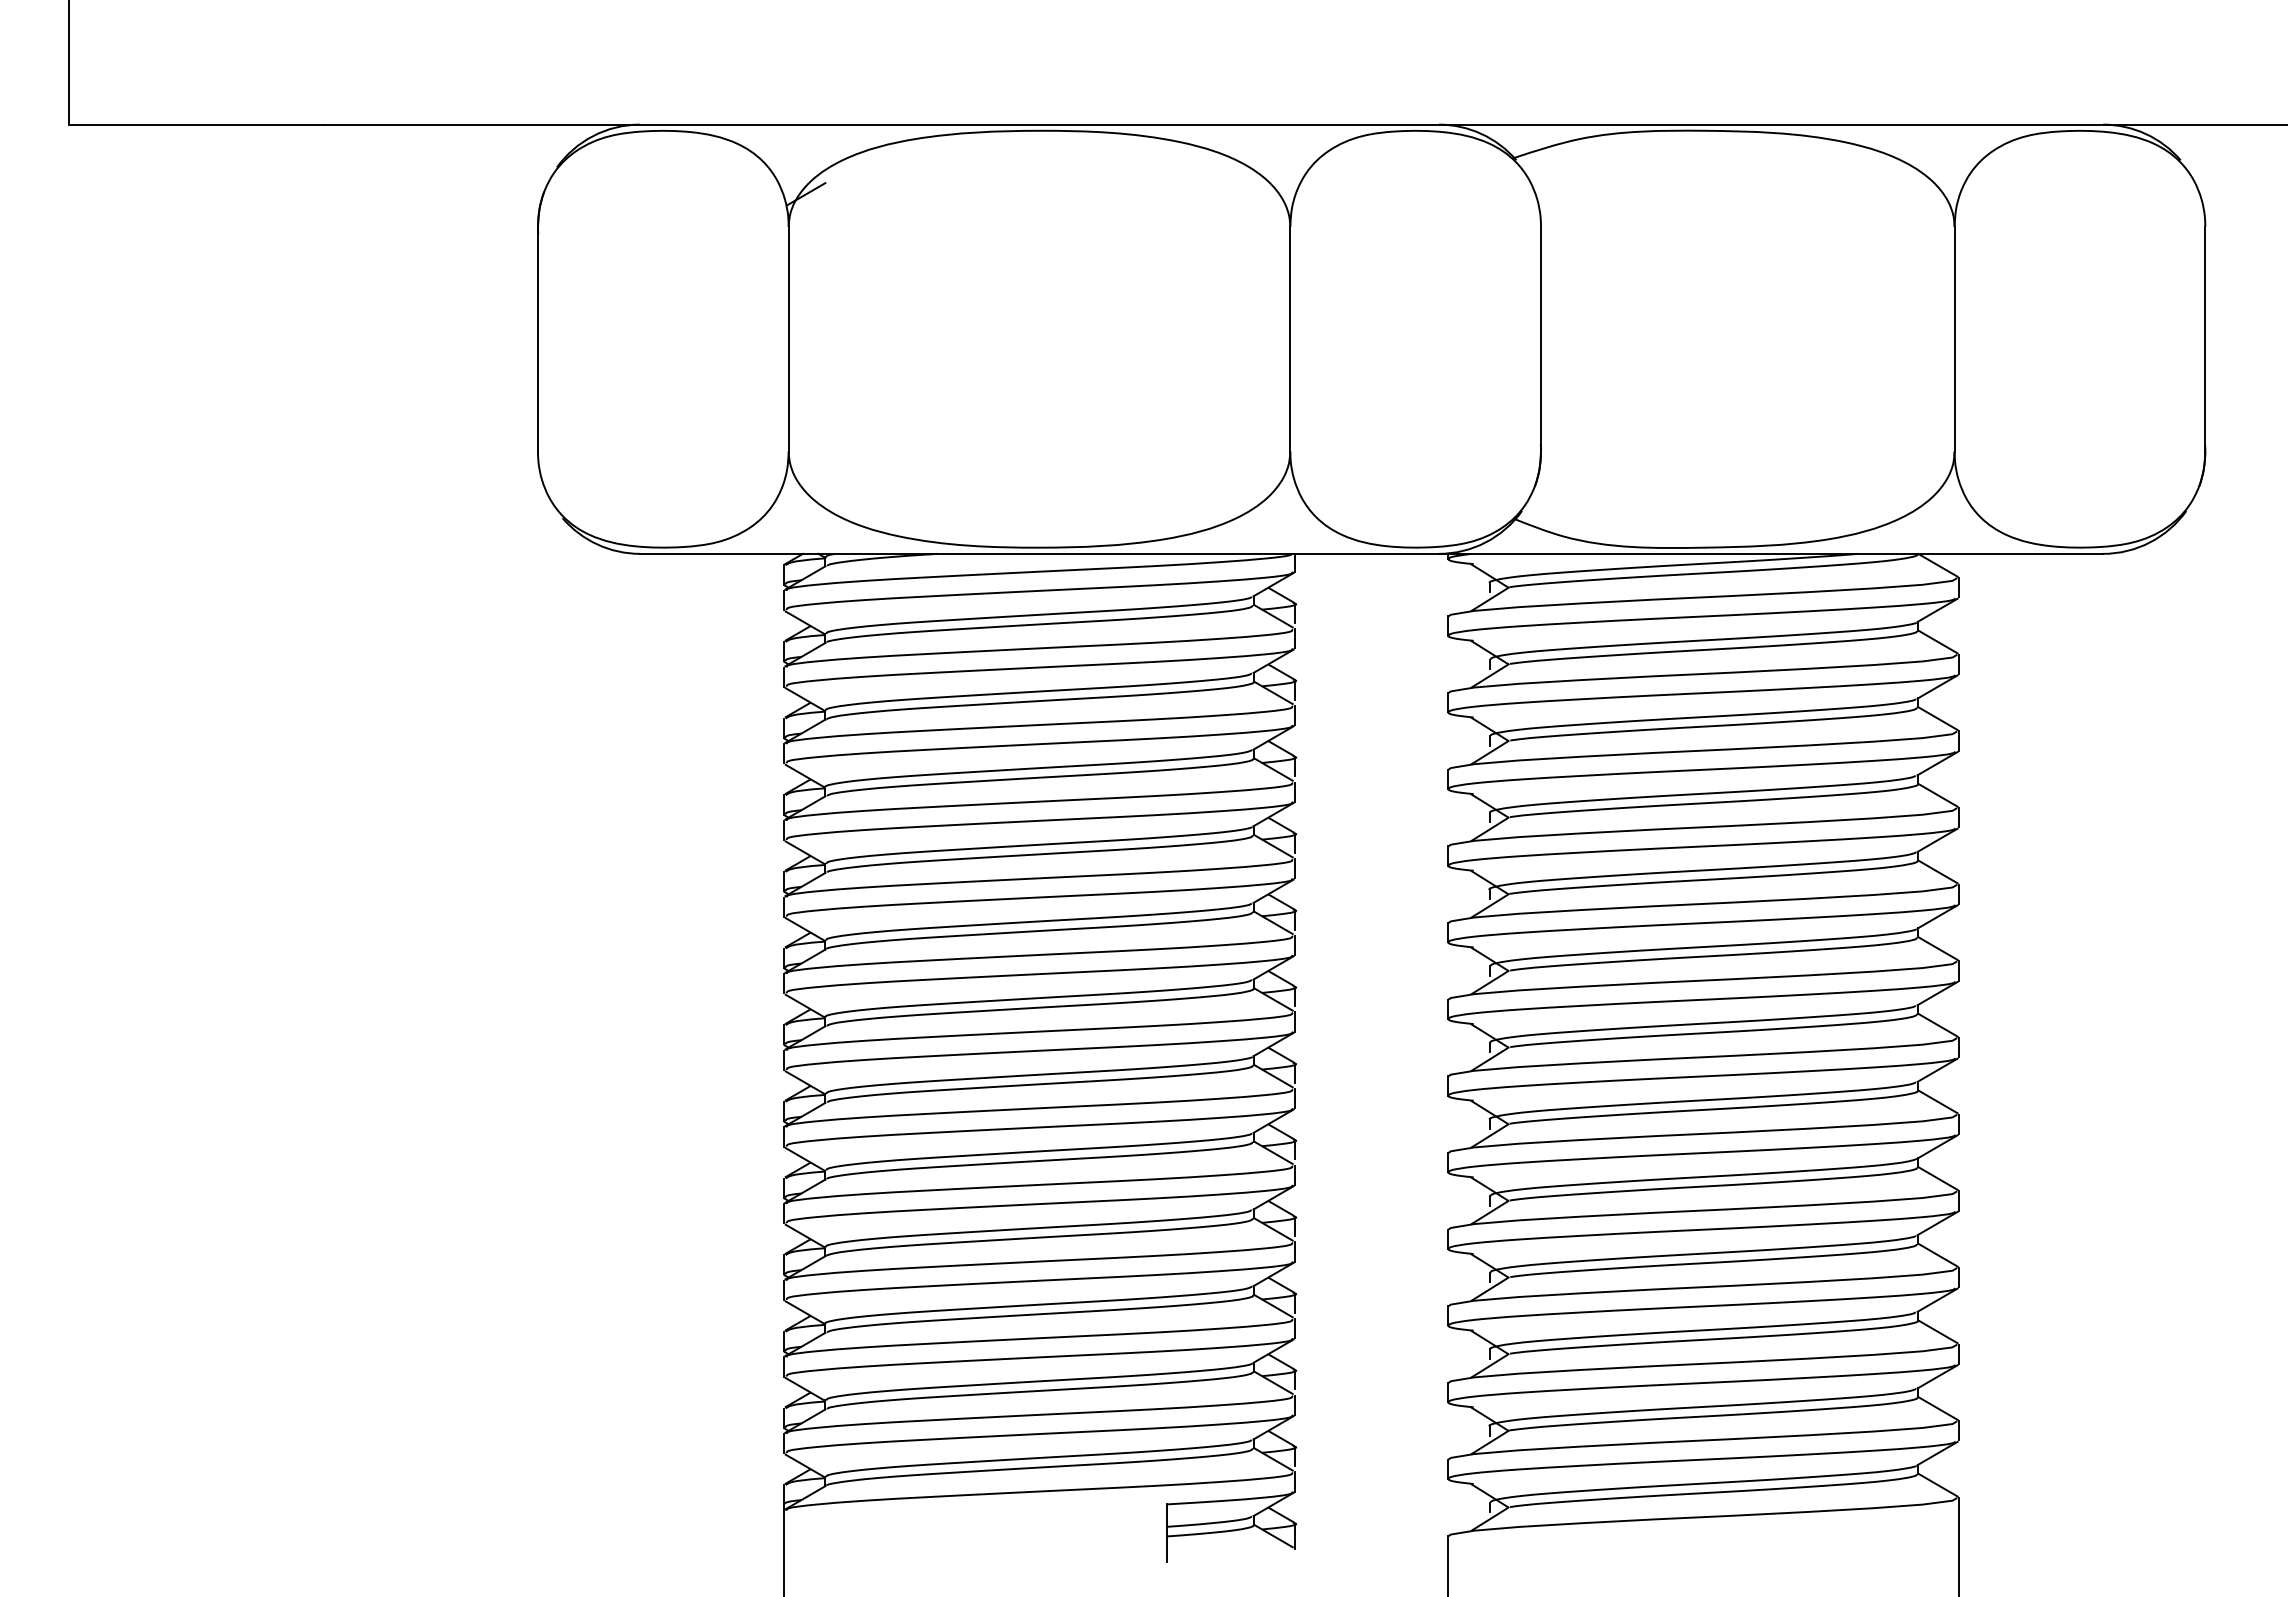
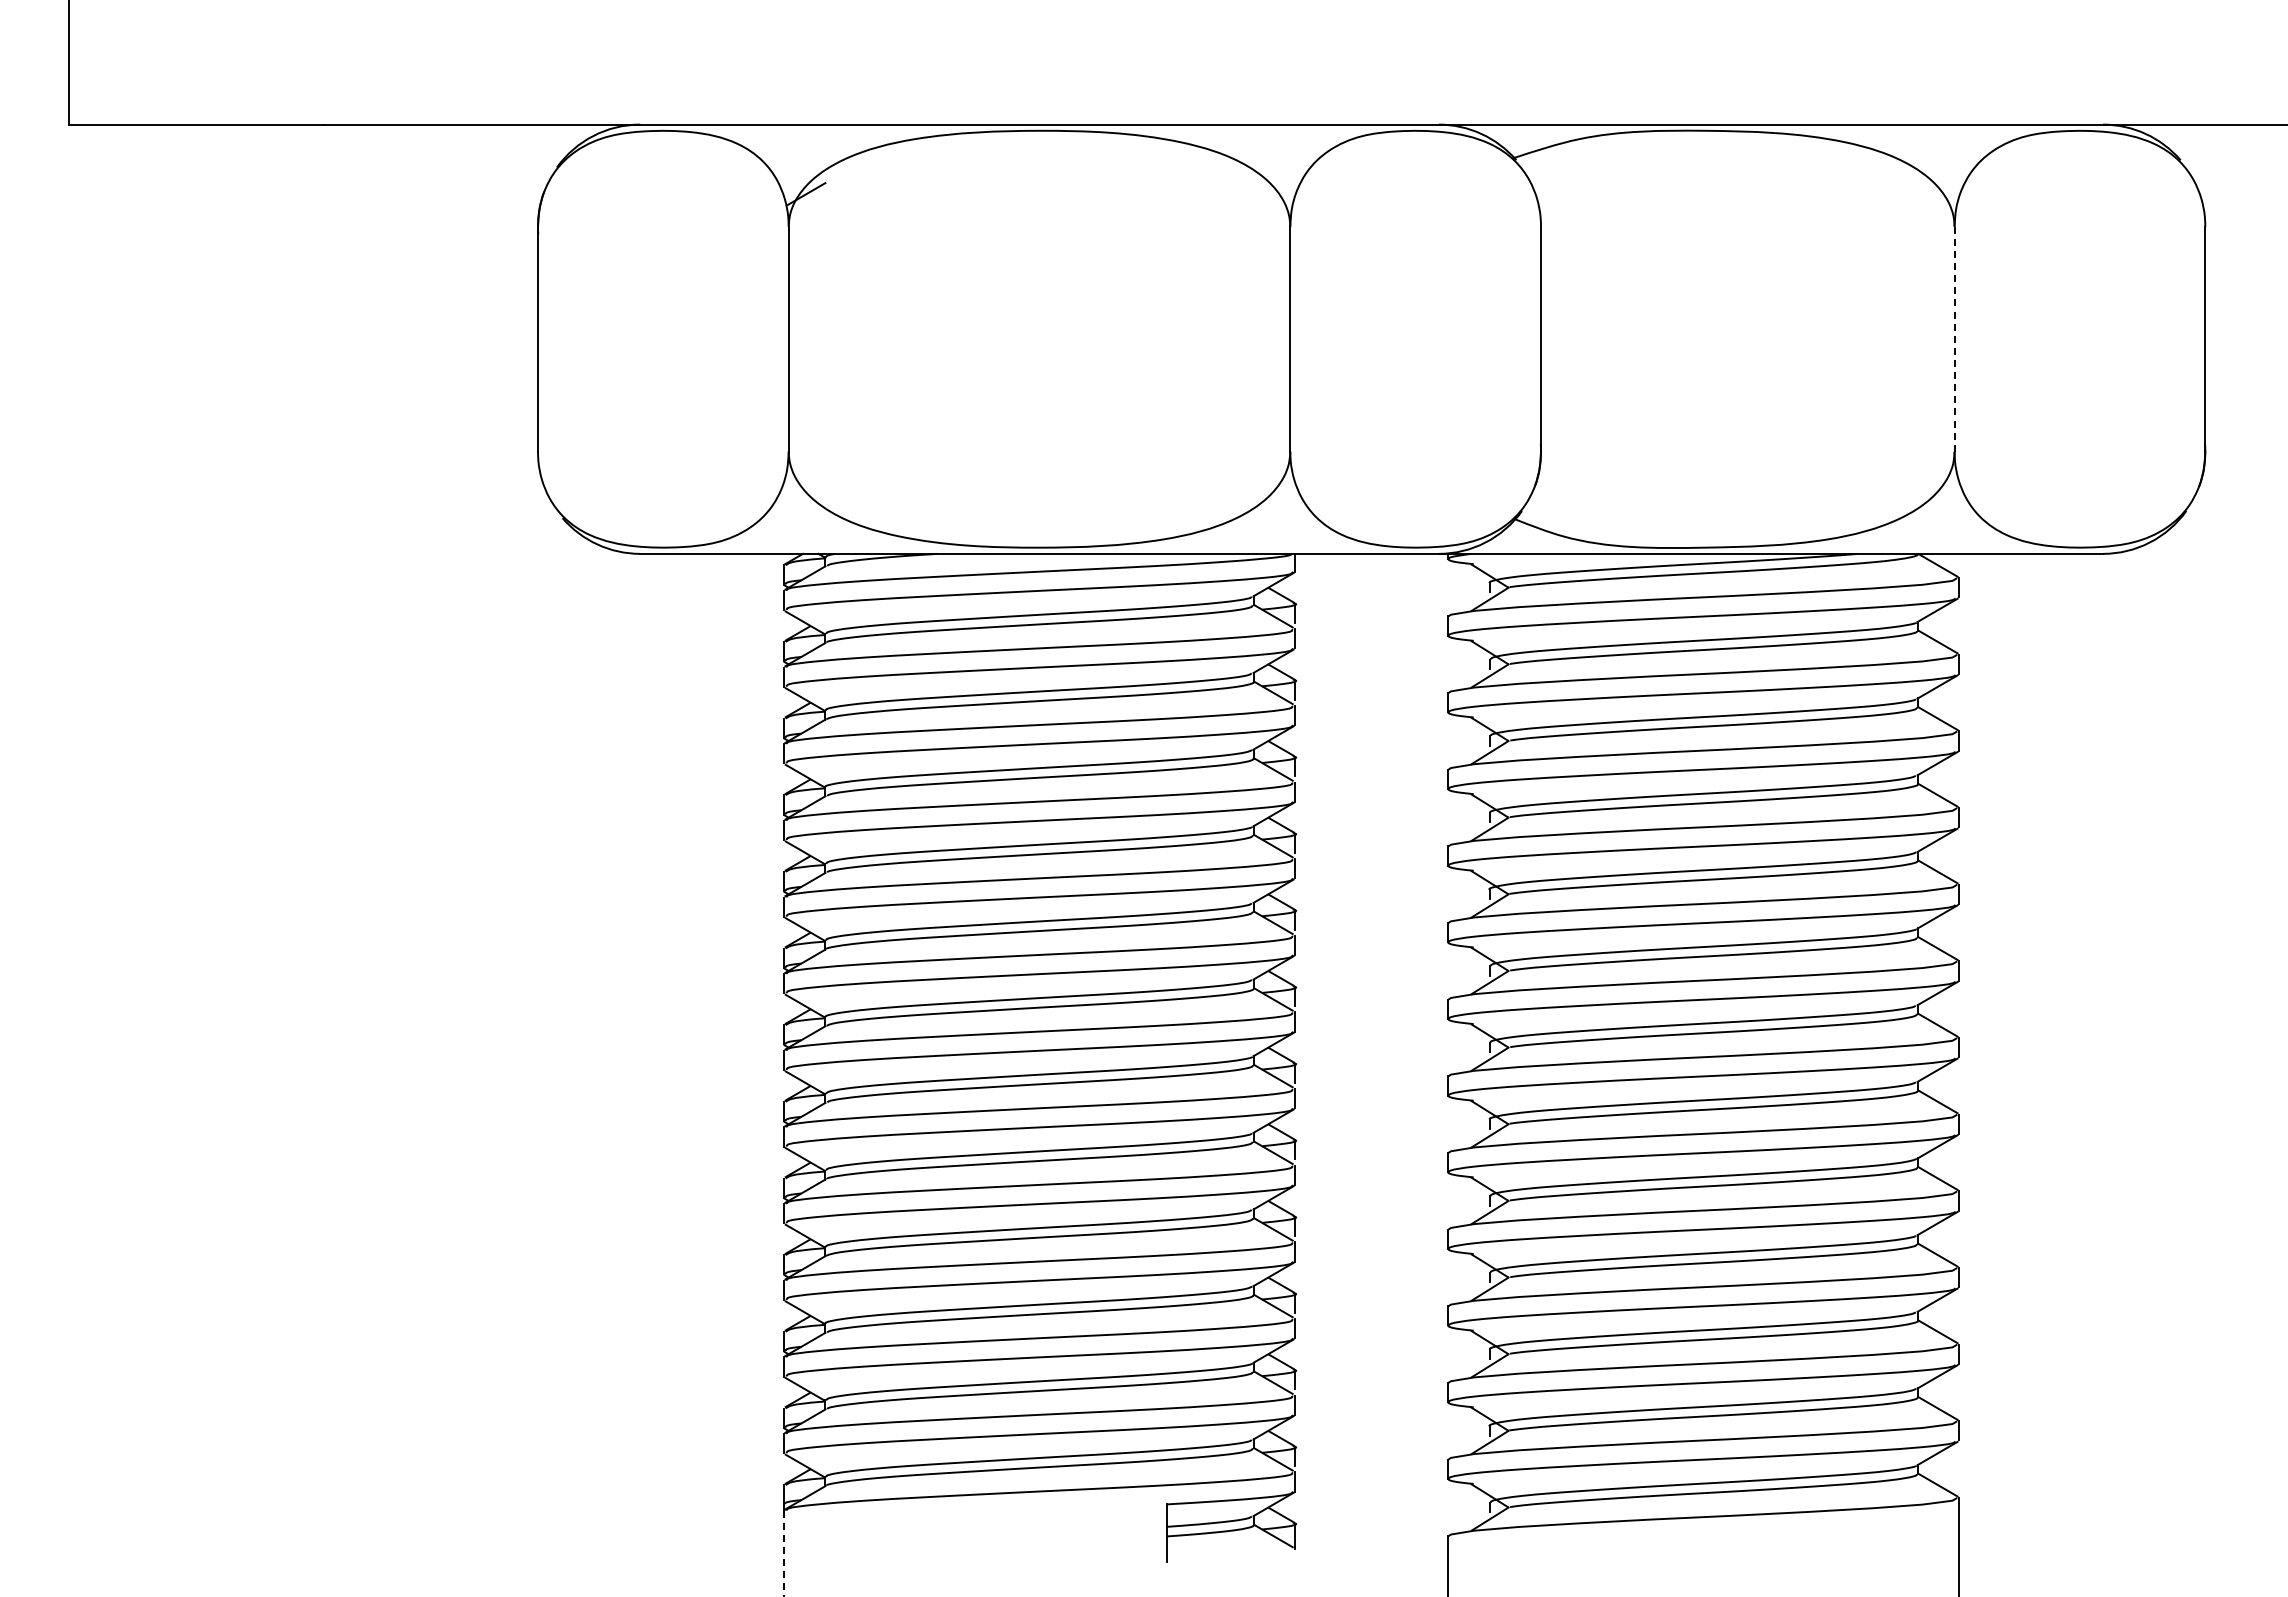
line: solid -> dashed (1954, 339)
line: solid -> dashed (784, 1553)
